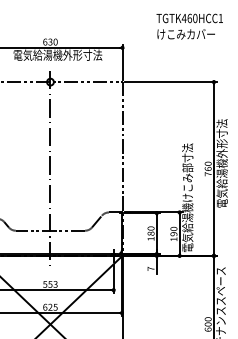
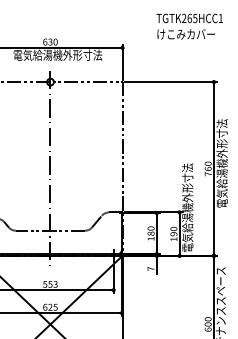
text: TGTK460HCC1 -> TGTK265HCC1 (189, 17)
text: 電気給湯機けこみ部寸法 -> 電気給湯機外形寸法 (187, 172)
